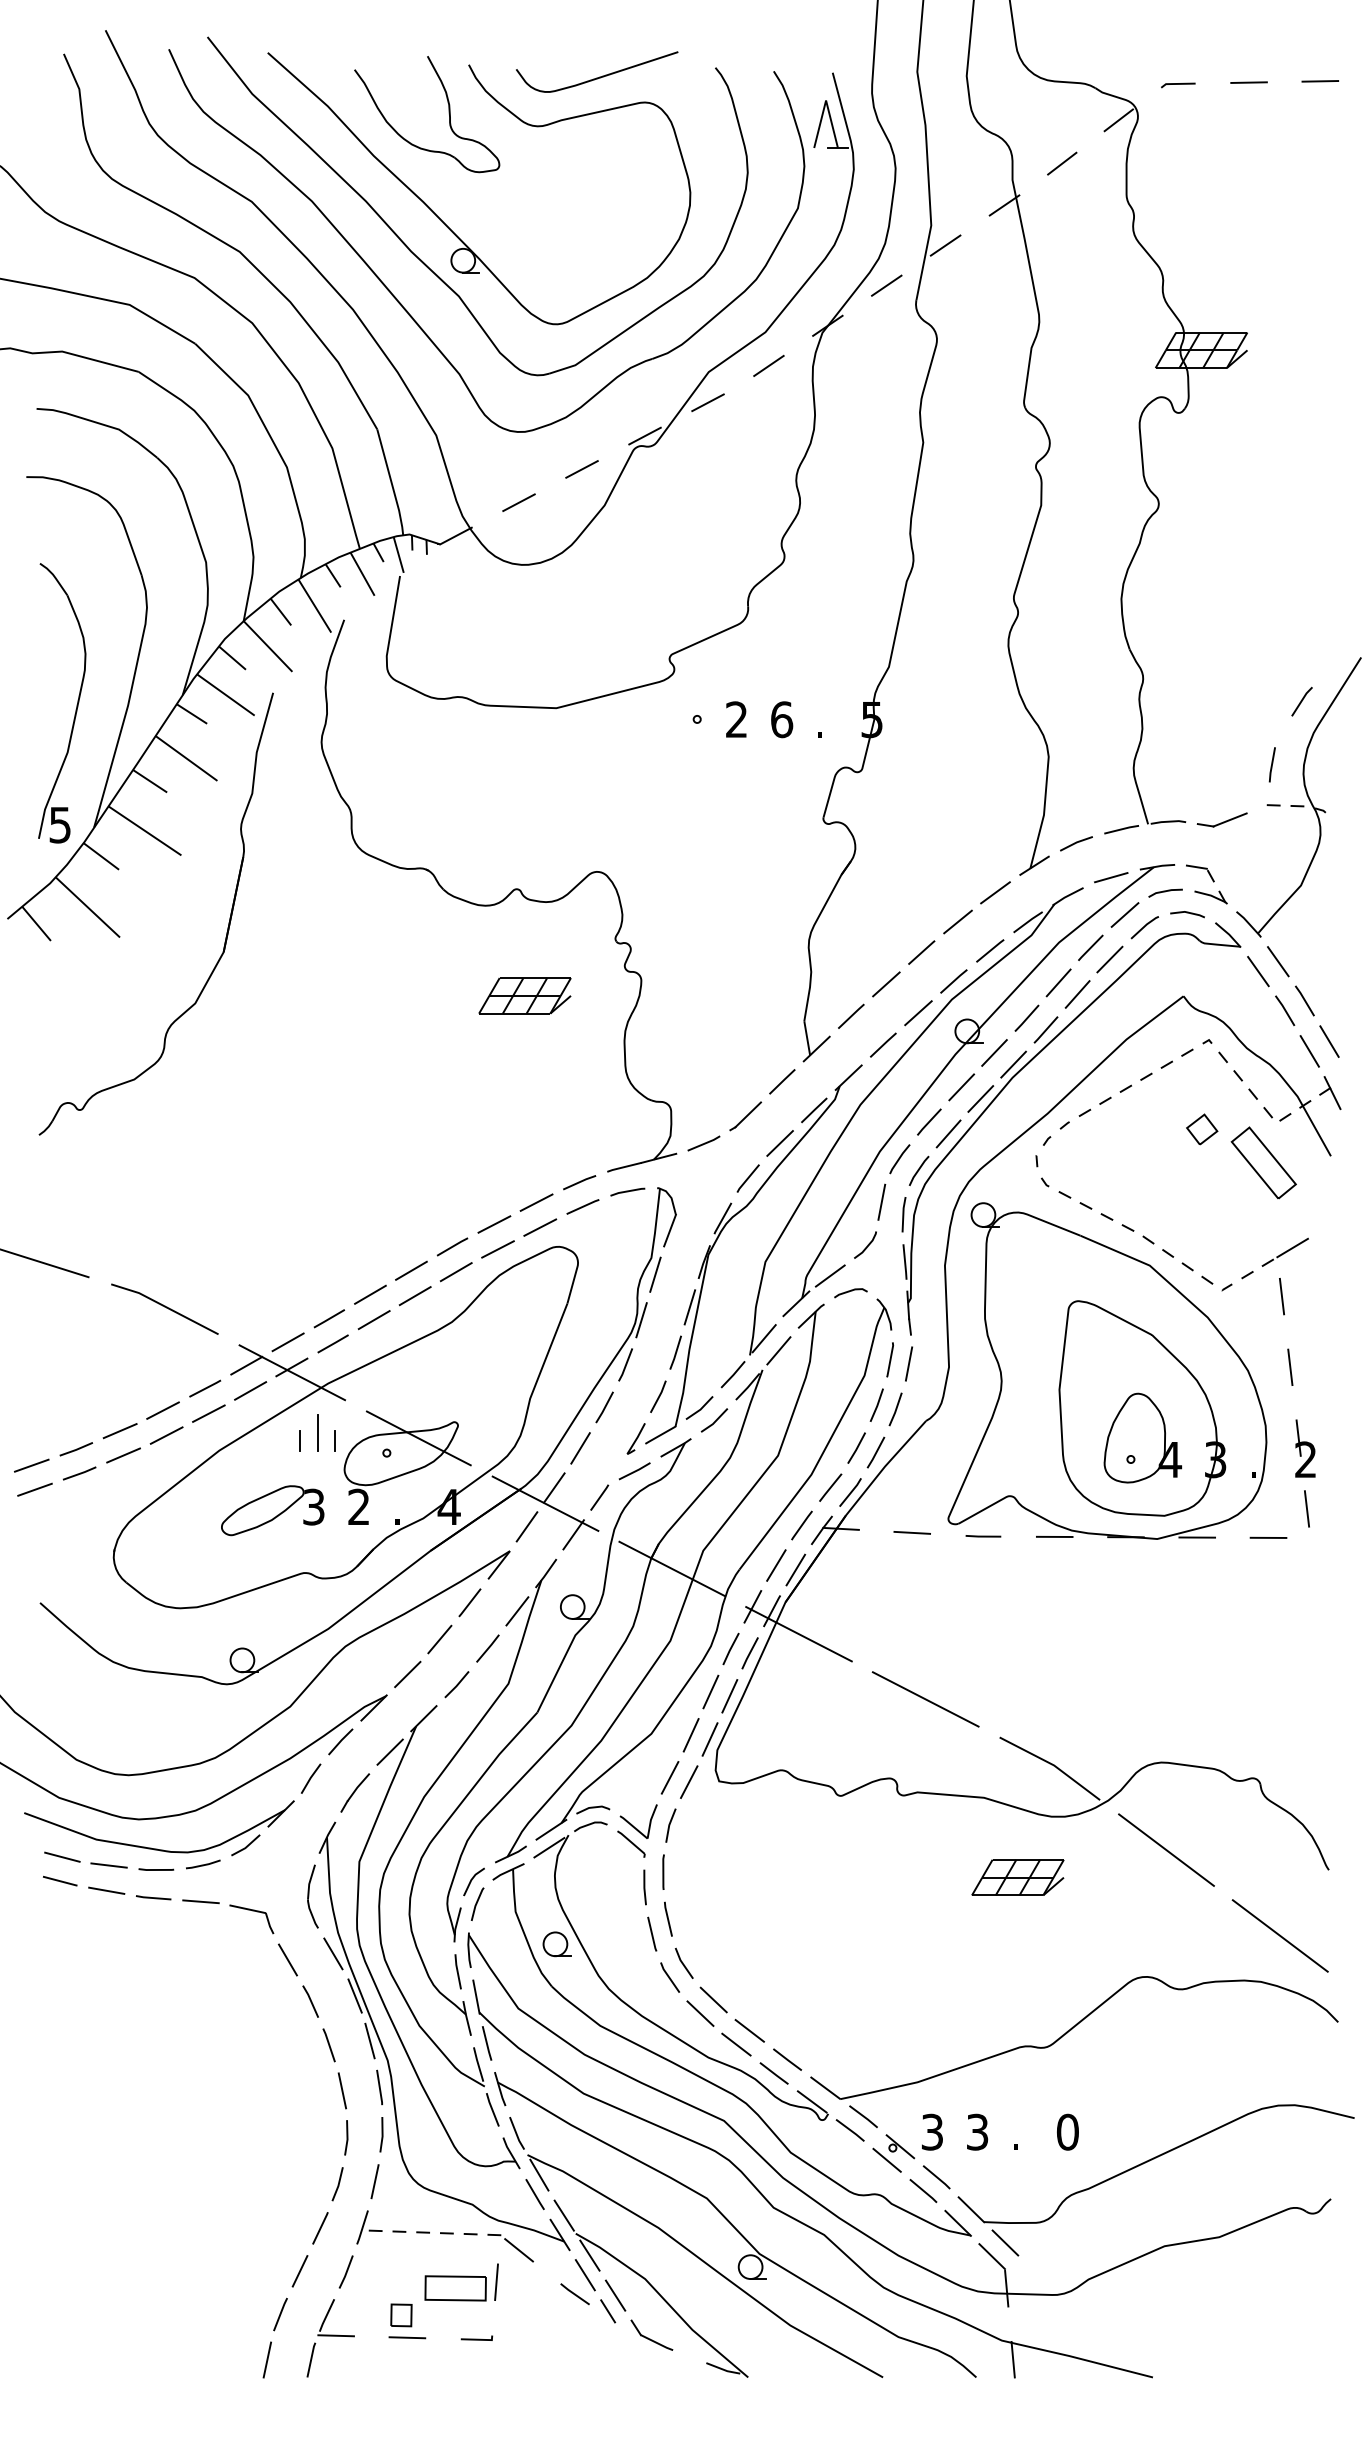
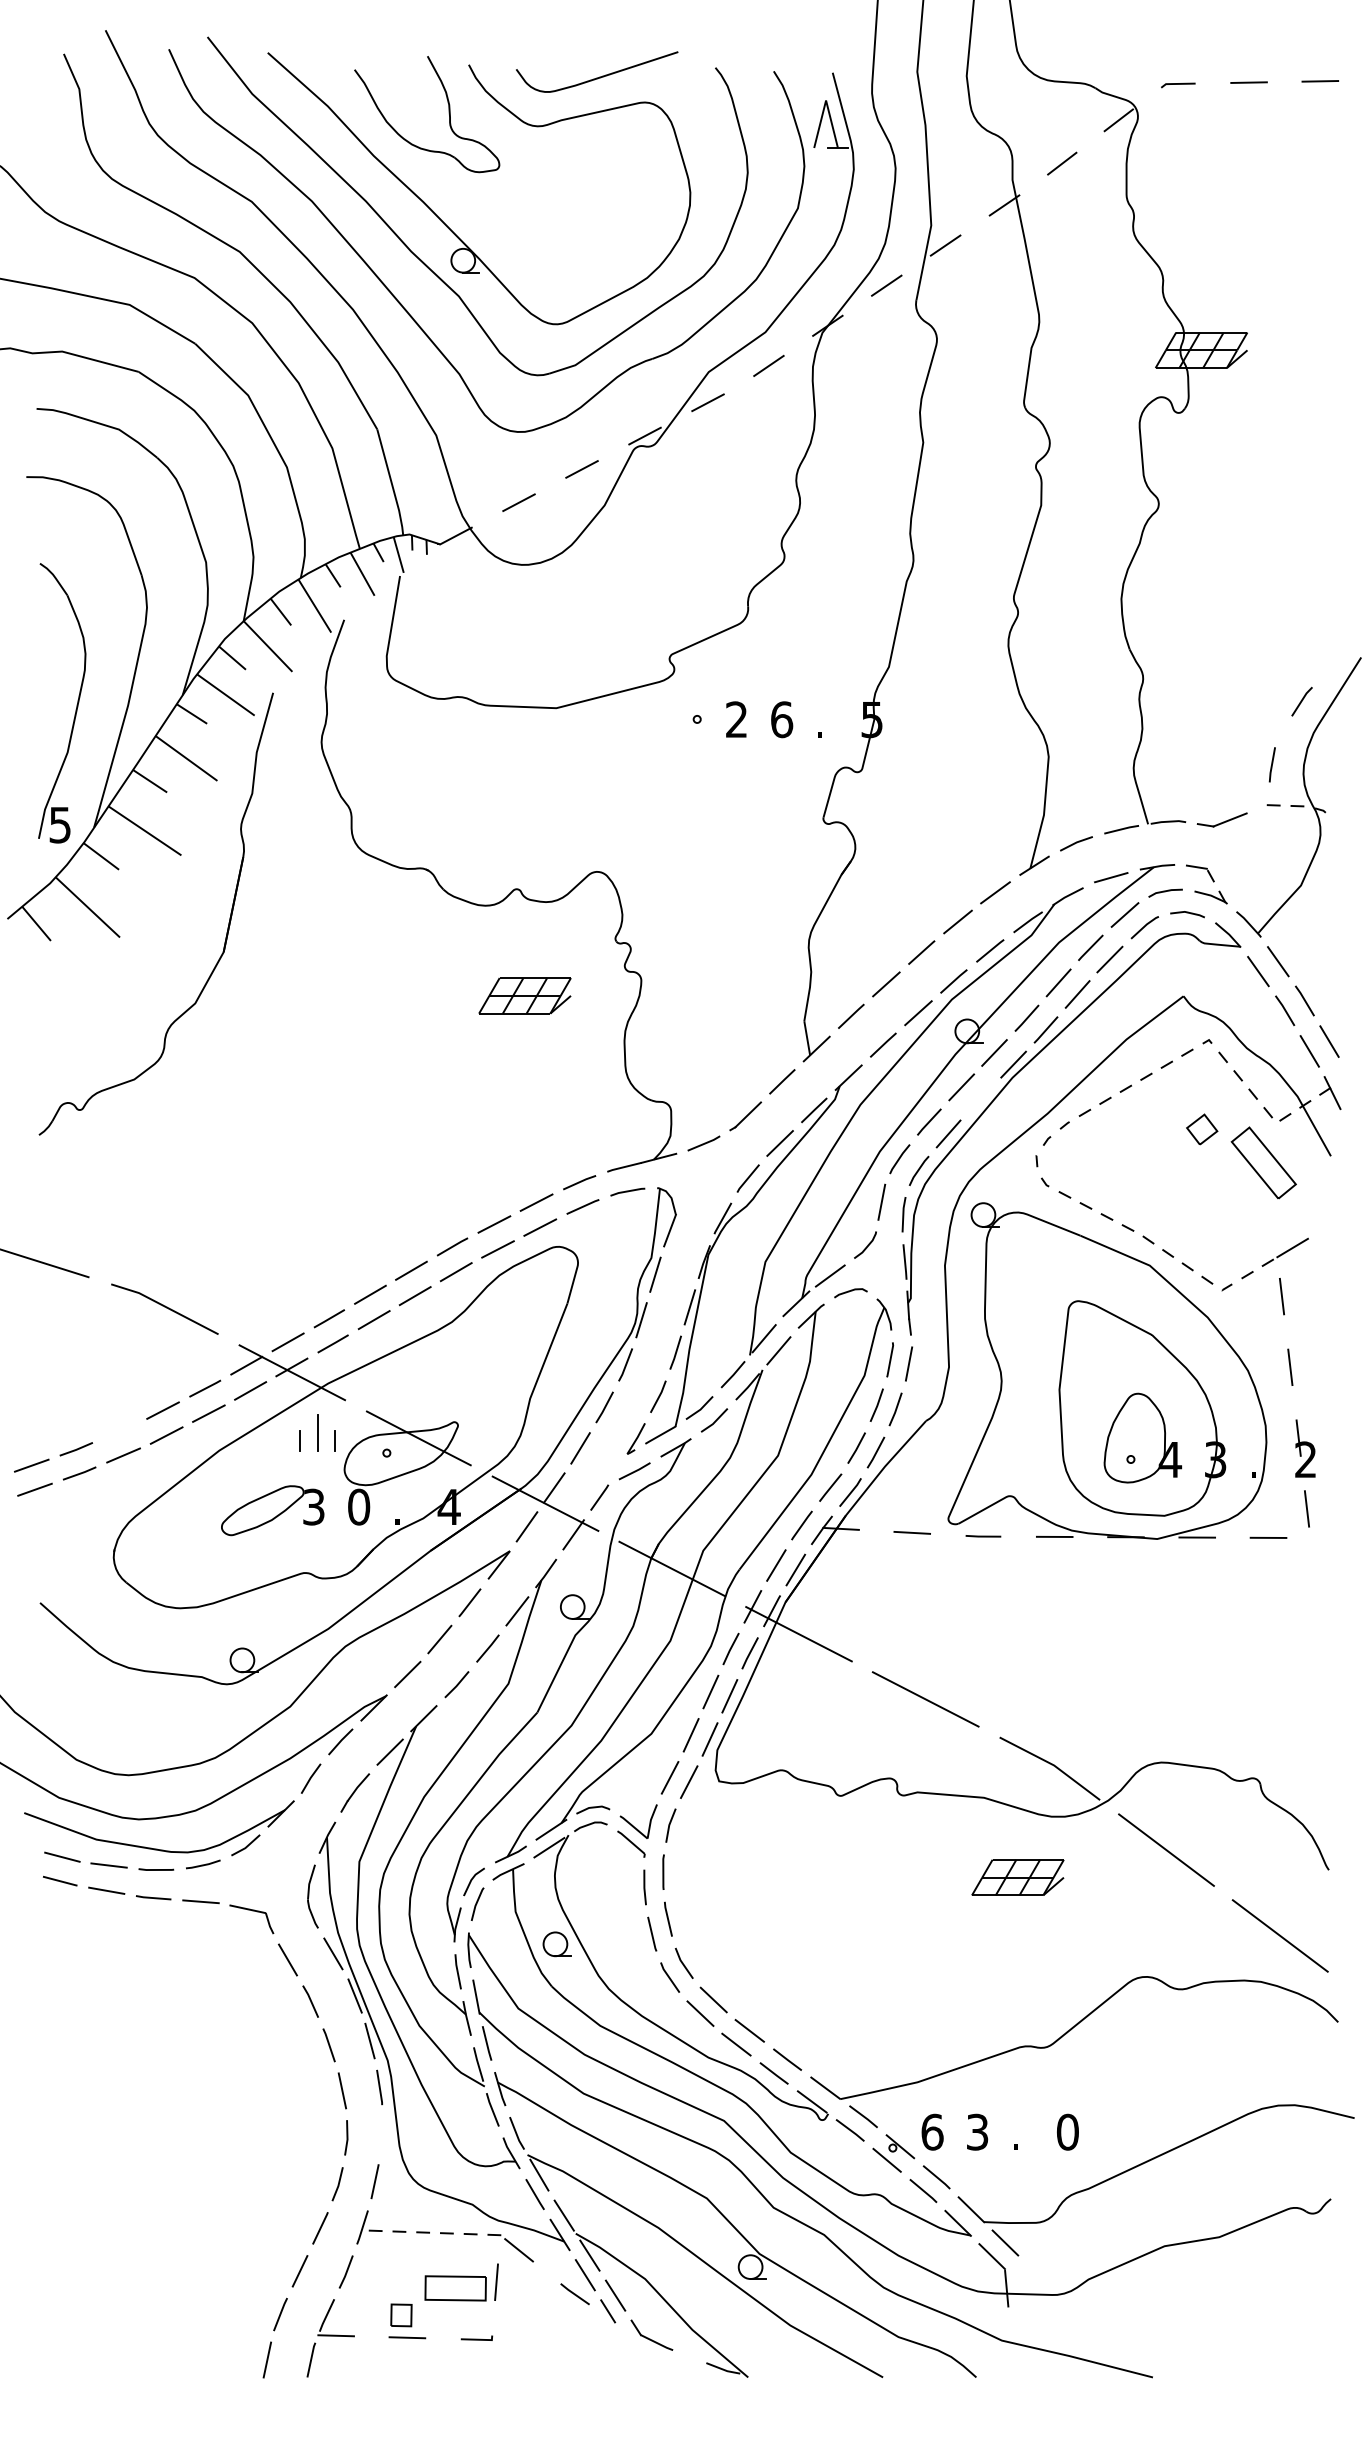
line: present -> none (980, 1098)
line: present -> none (119, 1431)
text: 2 -> 0 (359, 1506)
text: 3 -> 6 (932, 2131)
line: present -> none (381, 2134)
line: present -> none (1012, 2359)
